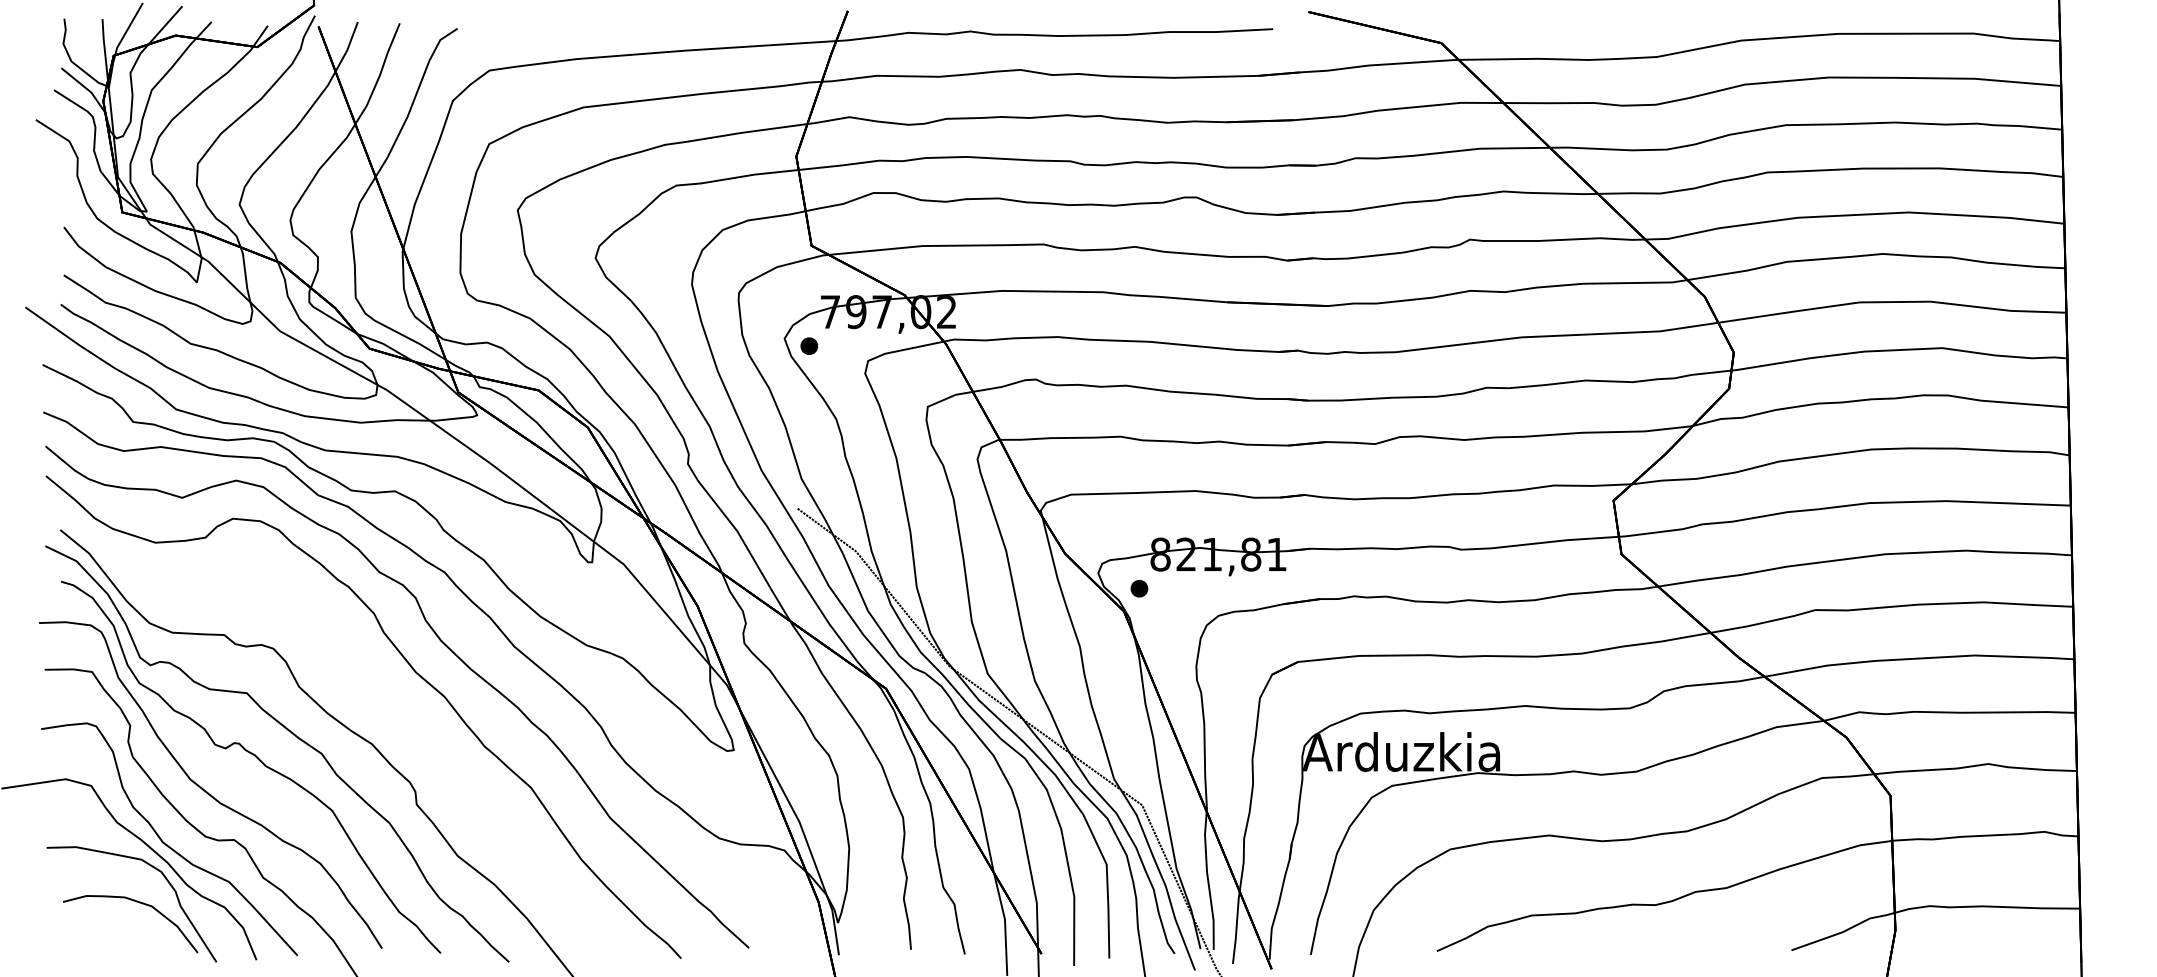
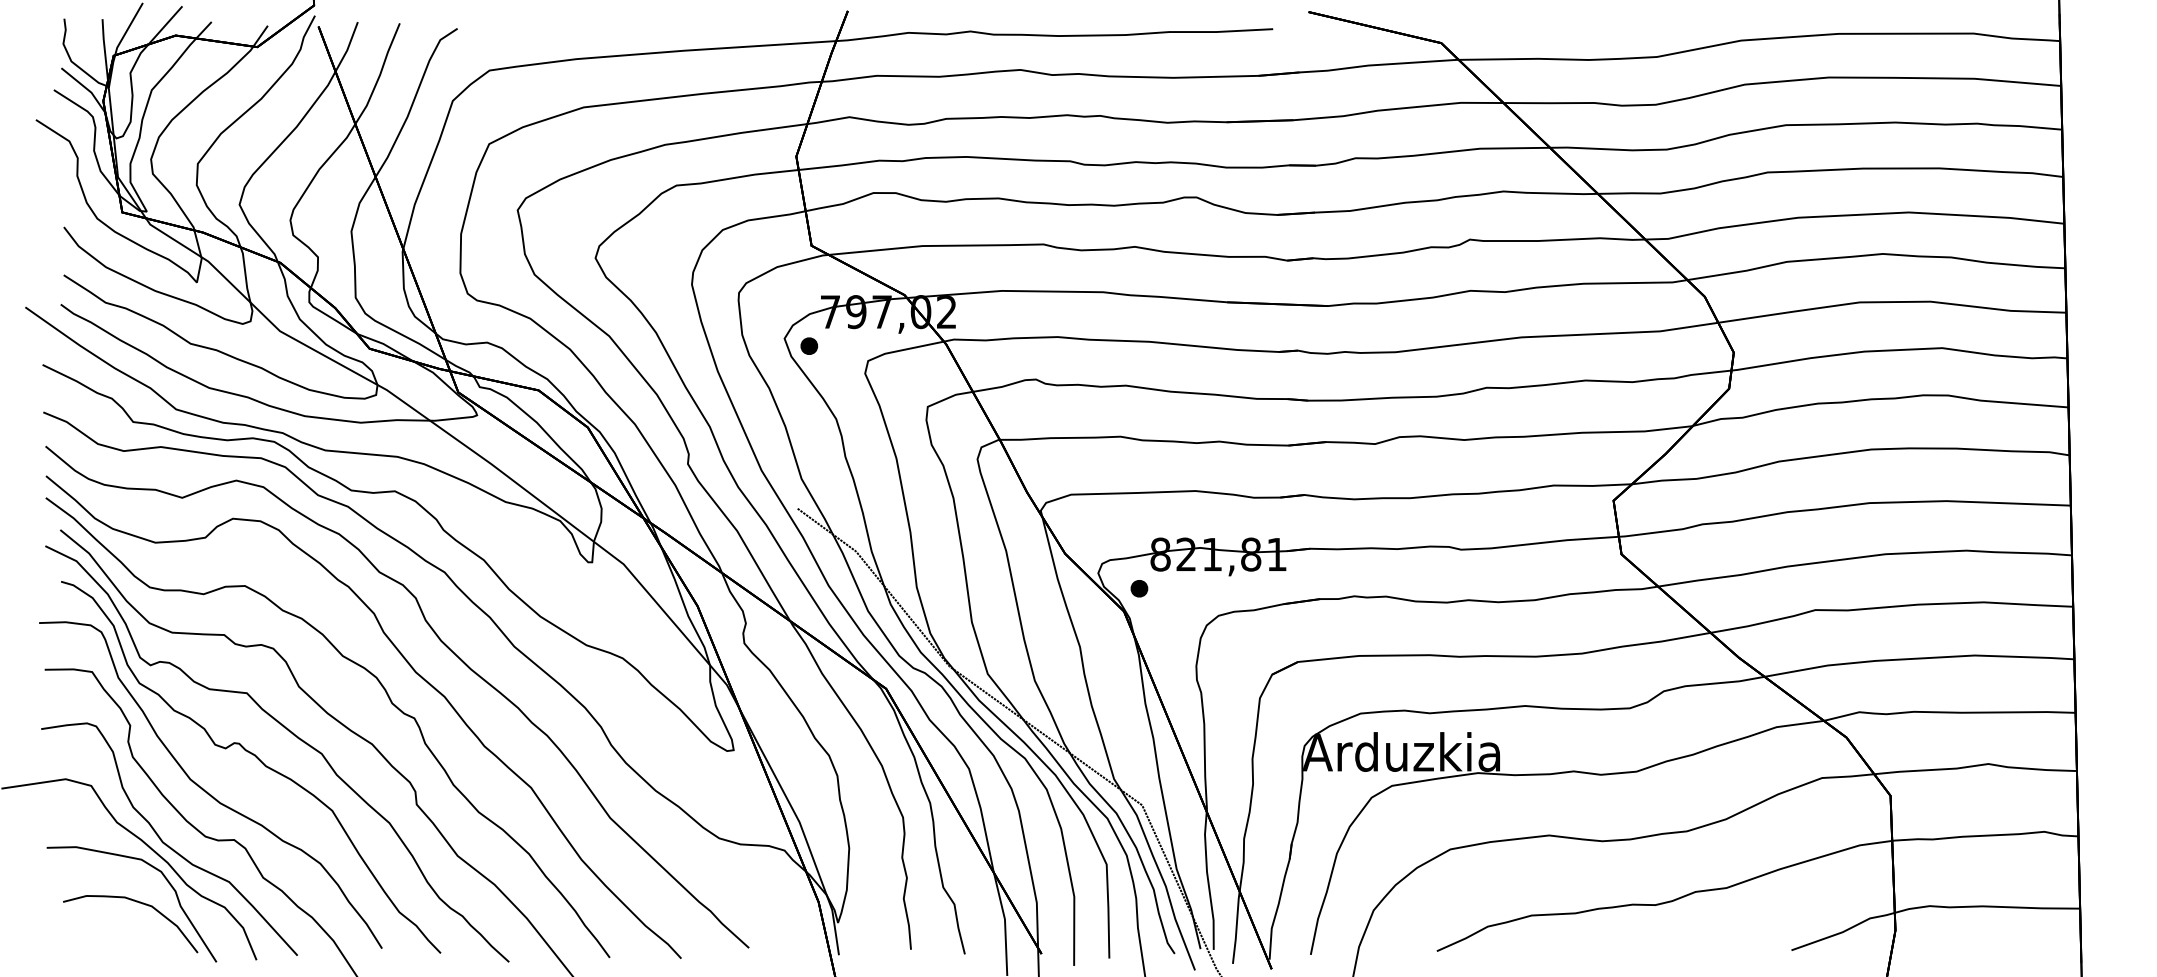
curve: none -> present (387, 696)
